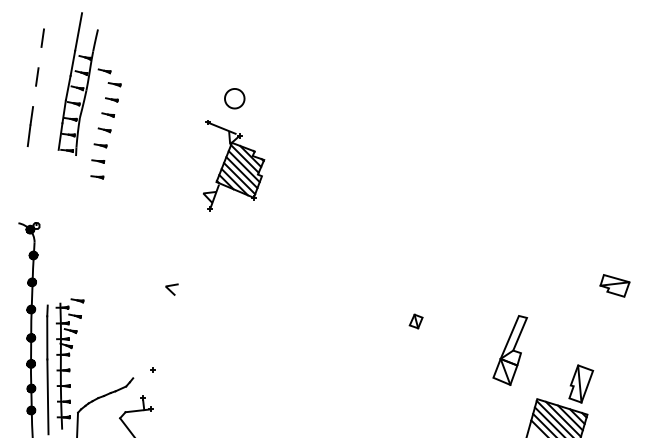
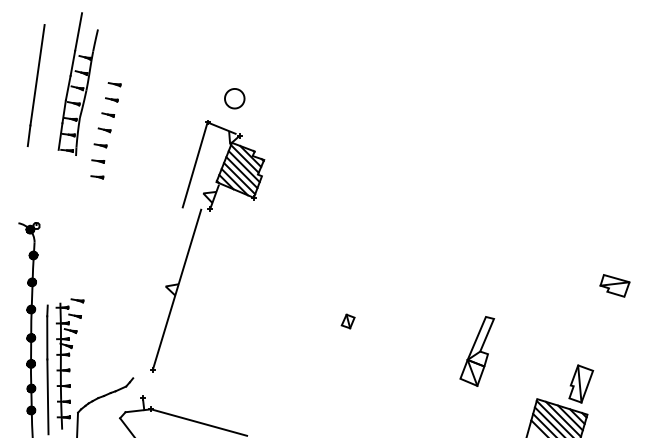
part: present -> none (104, 71)
line: dashed -> solid (37, 75)
line: none -> present (194, 164)
line: none -> present (176, 289)
part position: (415, 321) -> (347, 321) (347, 321)
part position: (510, 350) -> (477, 351) (477, 351)
line: none -> present (197, 421)
